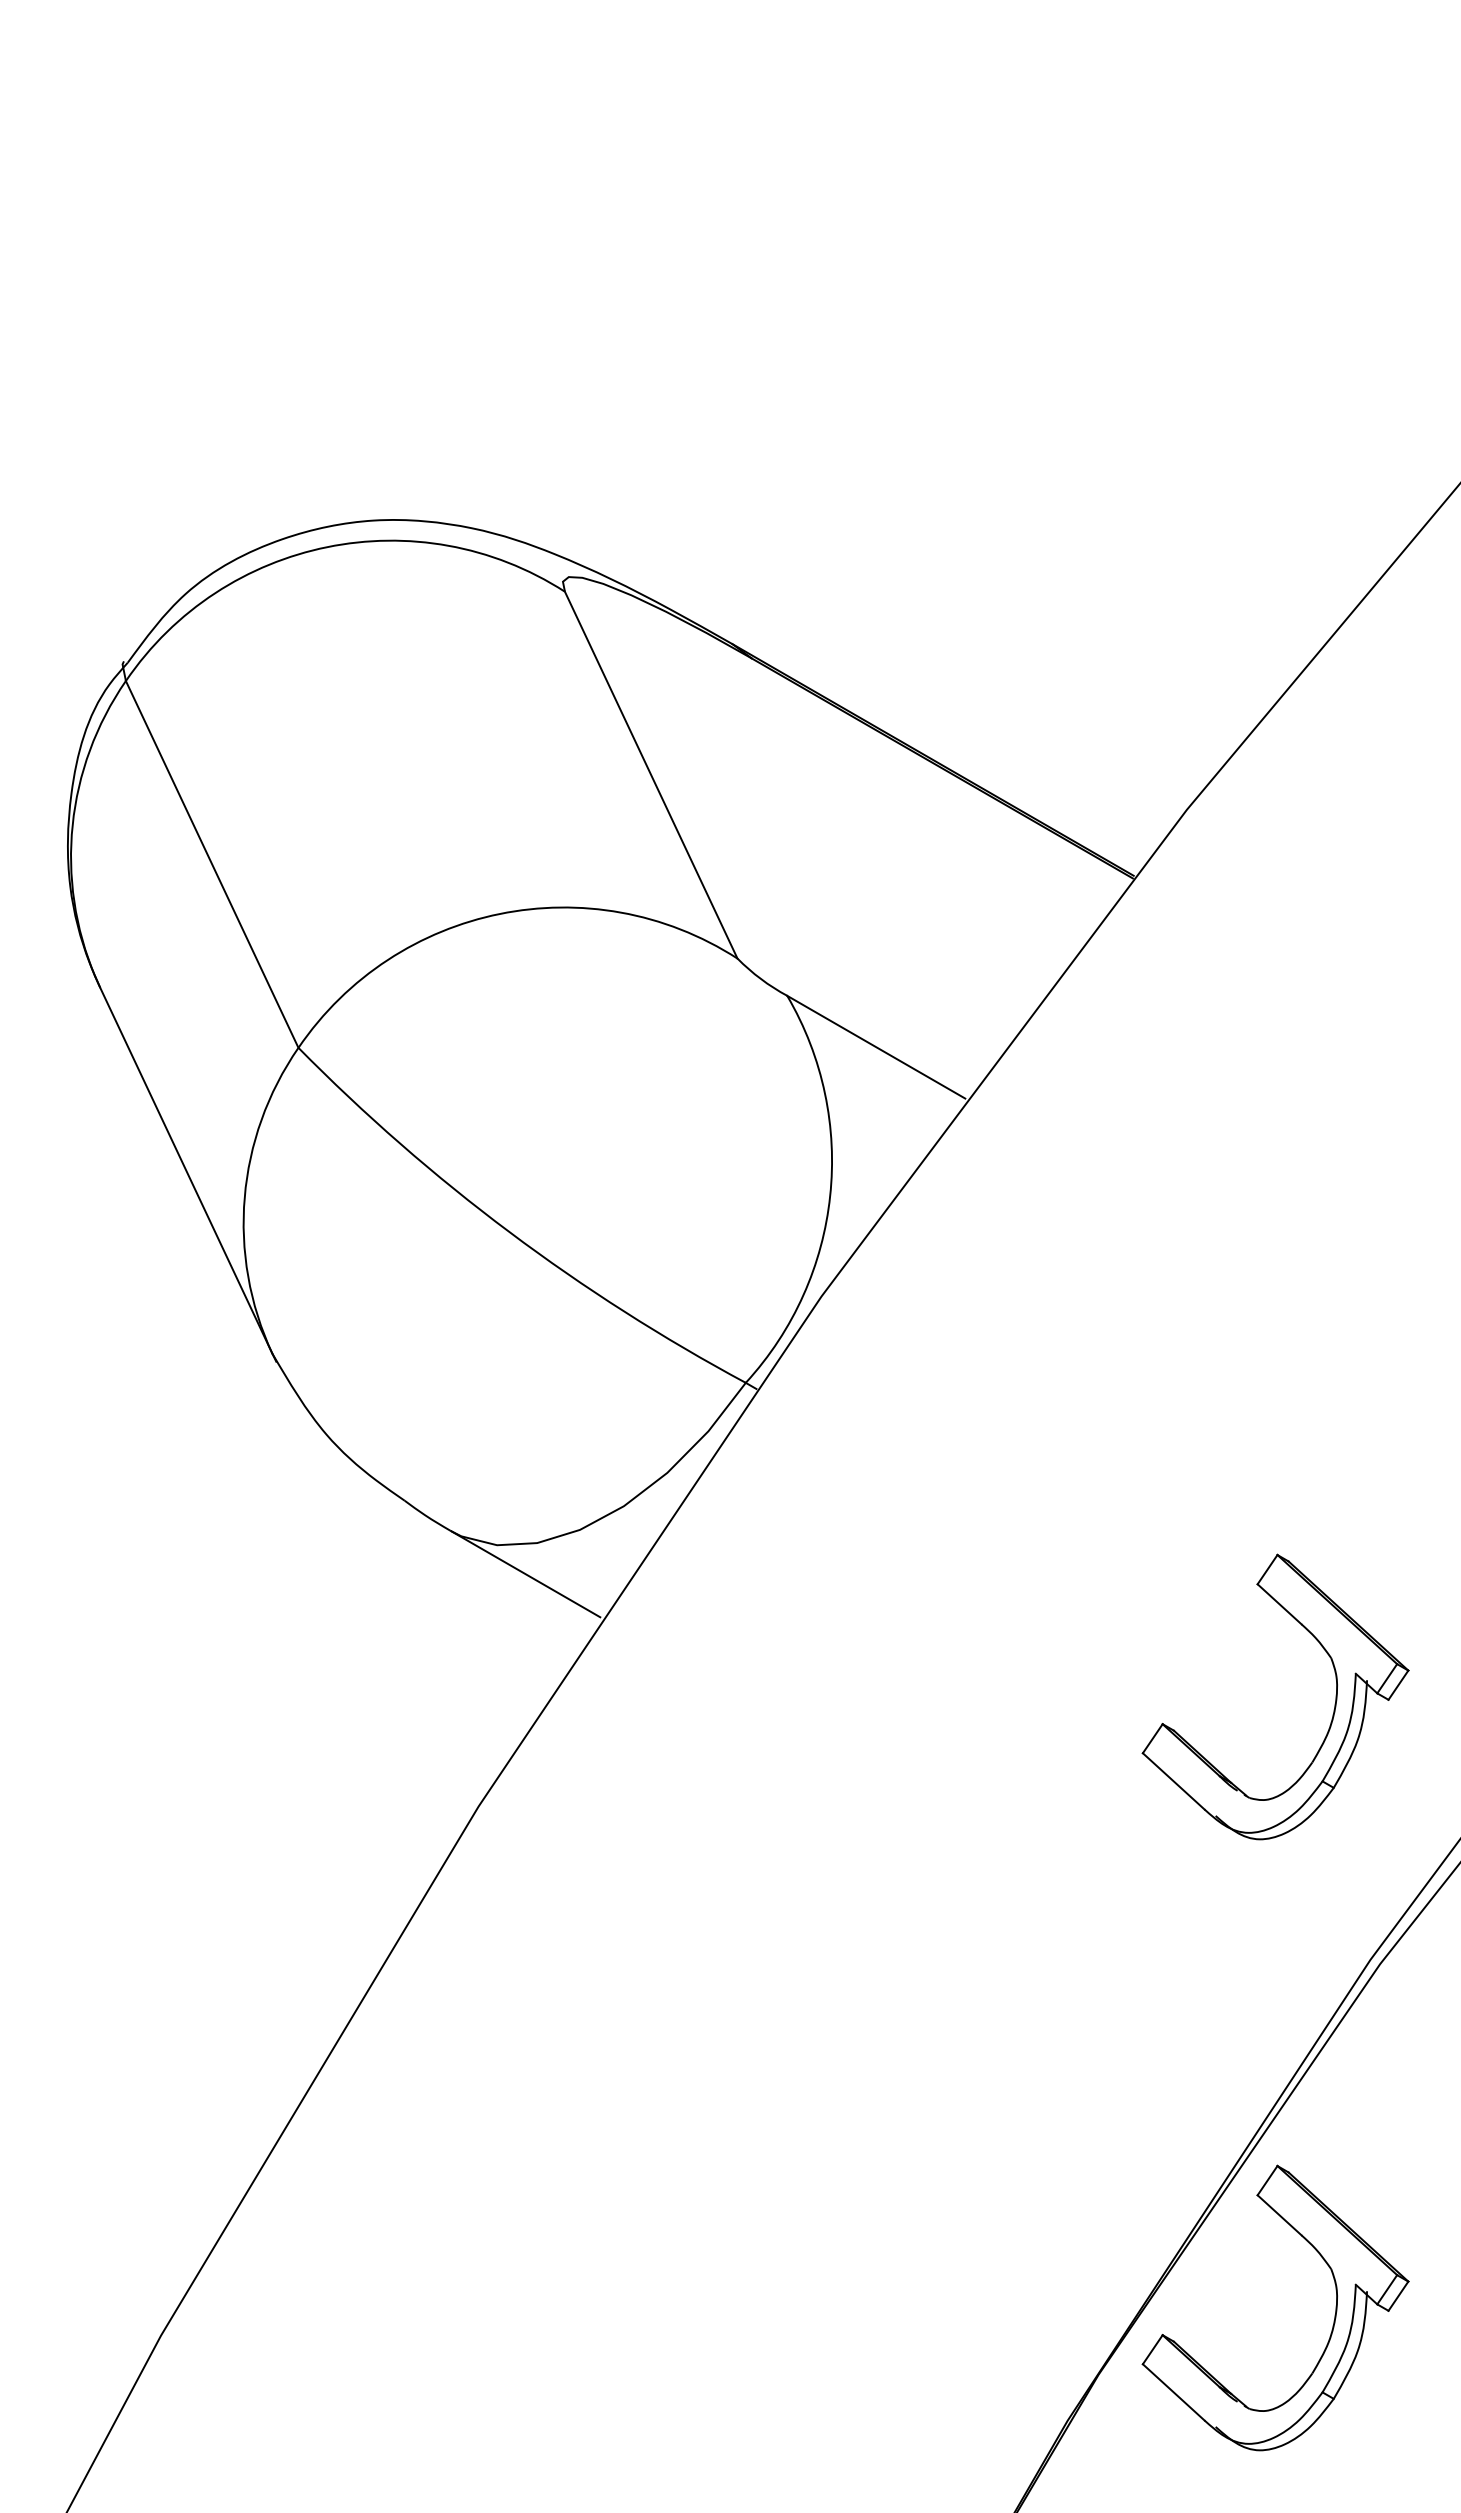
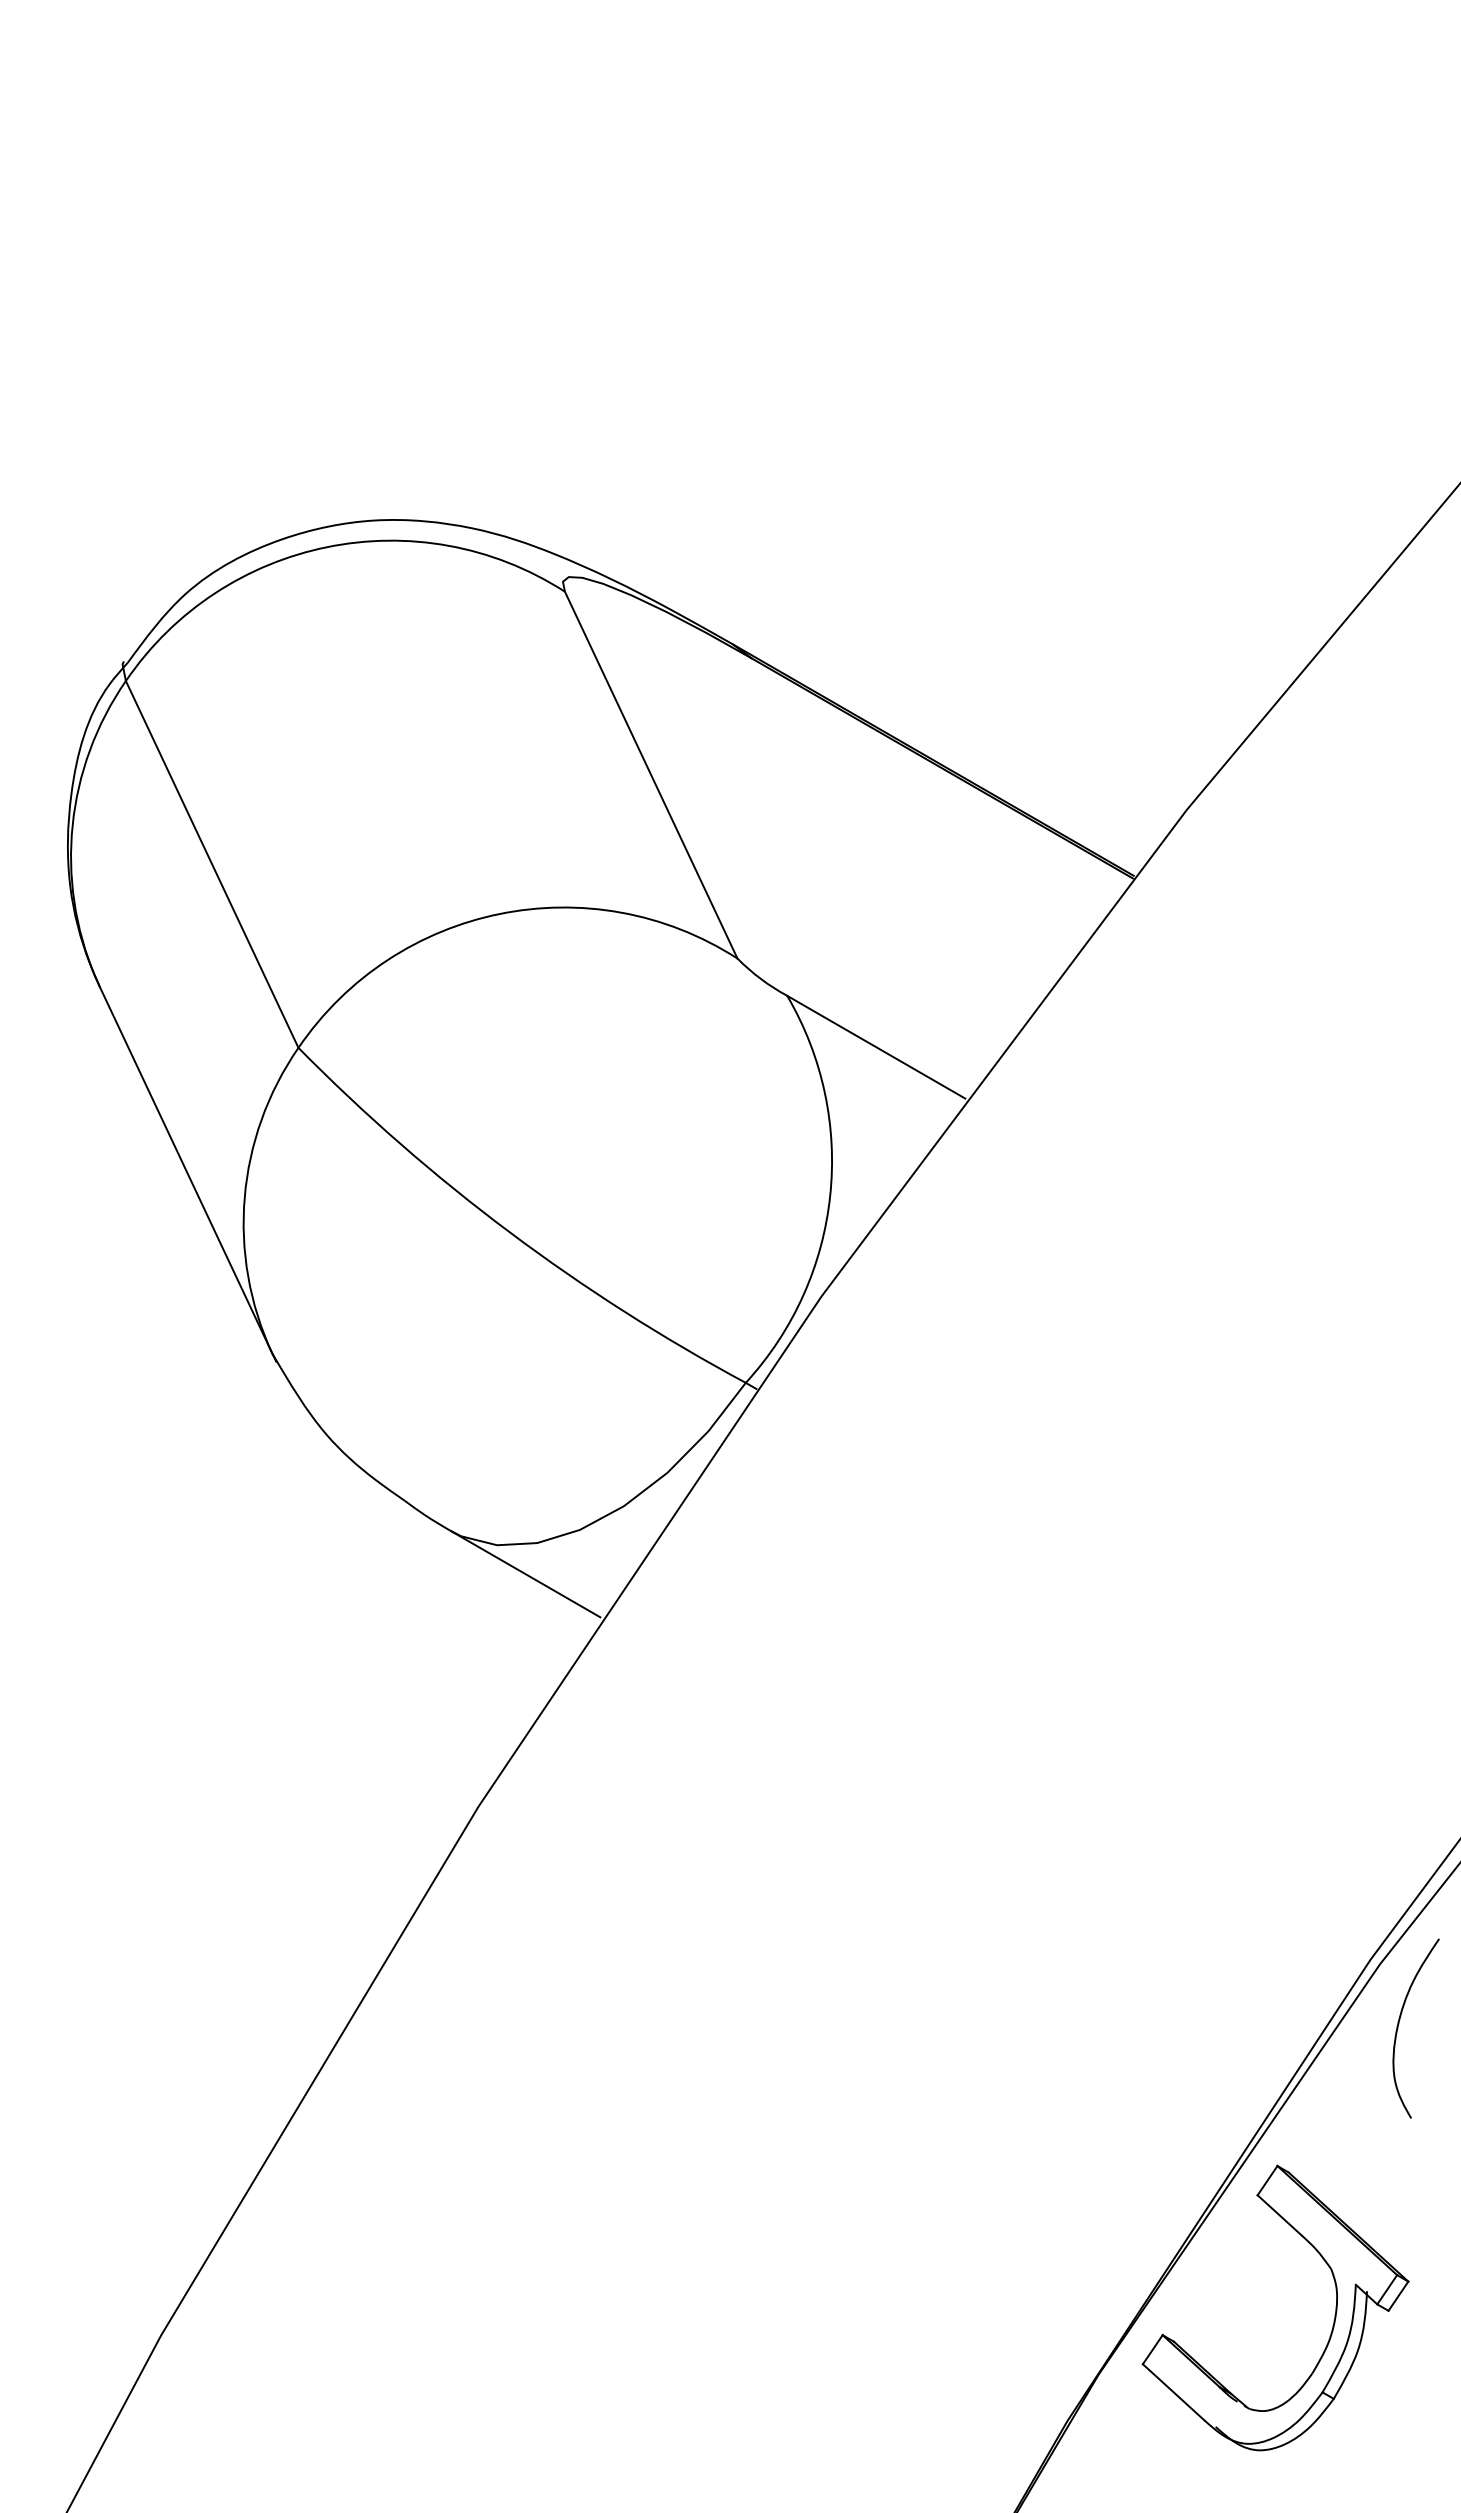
part: present -> none (1333, 1709)
curve: none -> present (1399, 2024)
